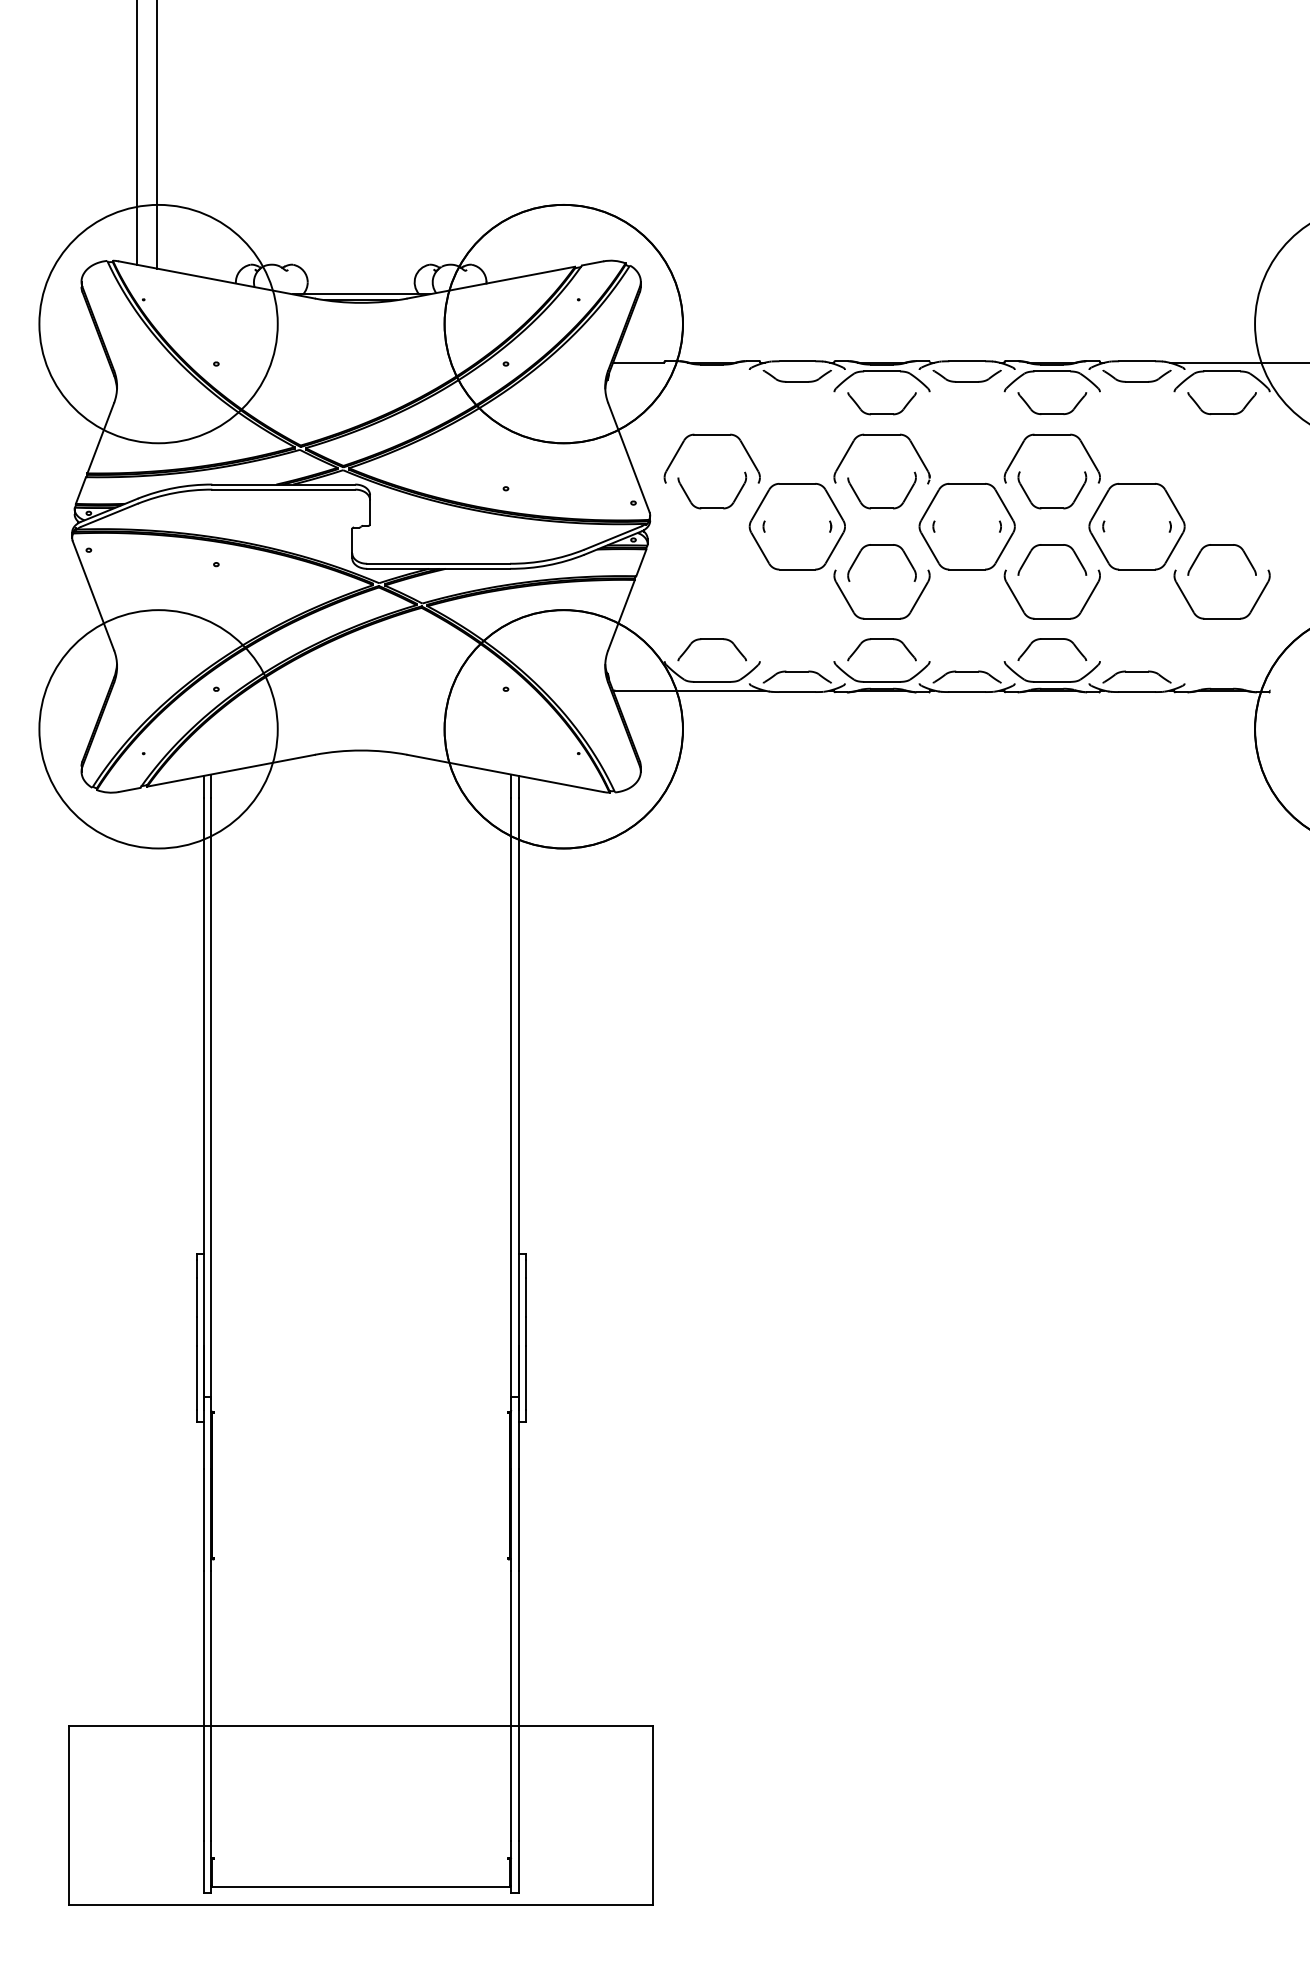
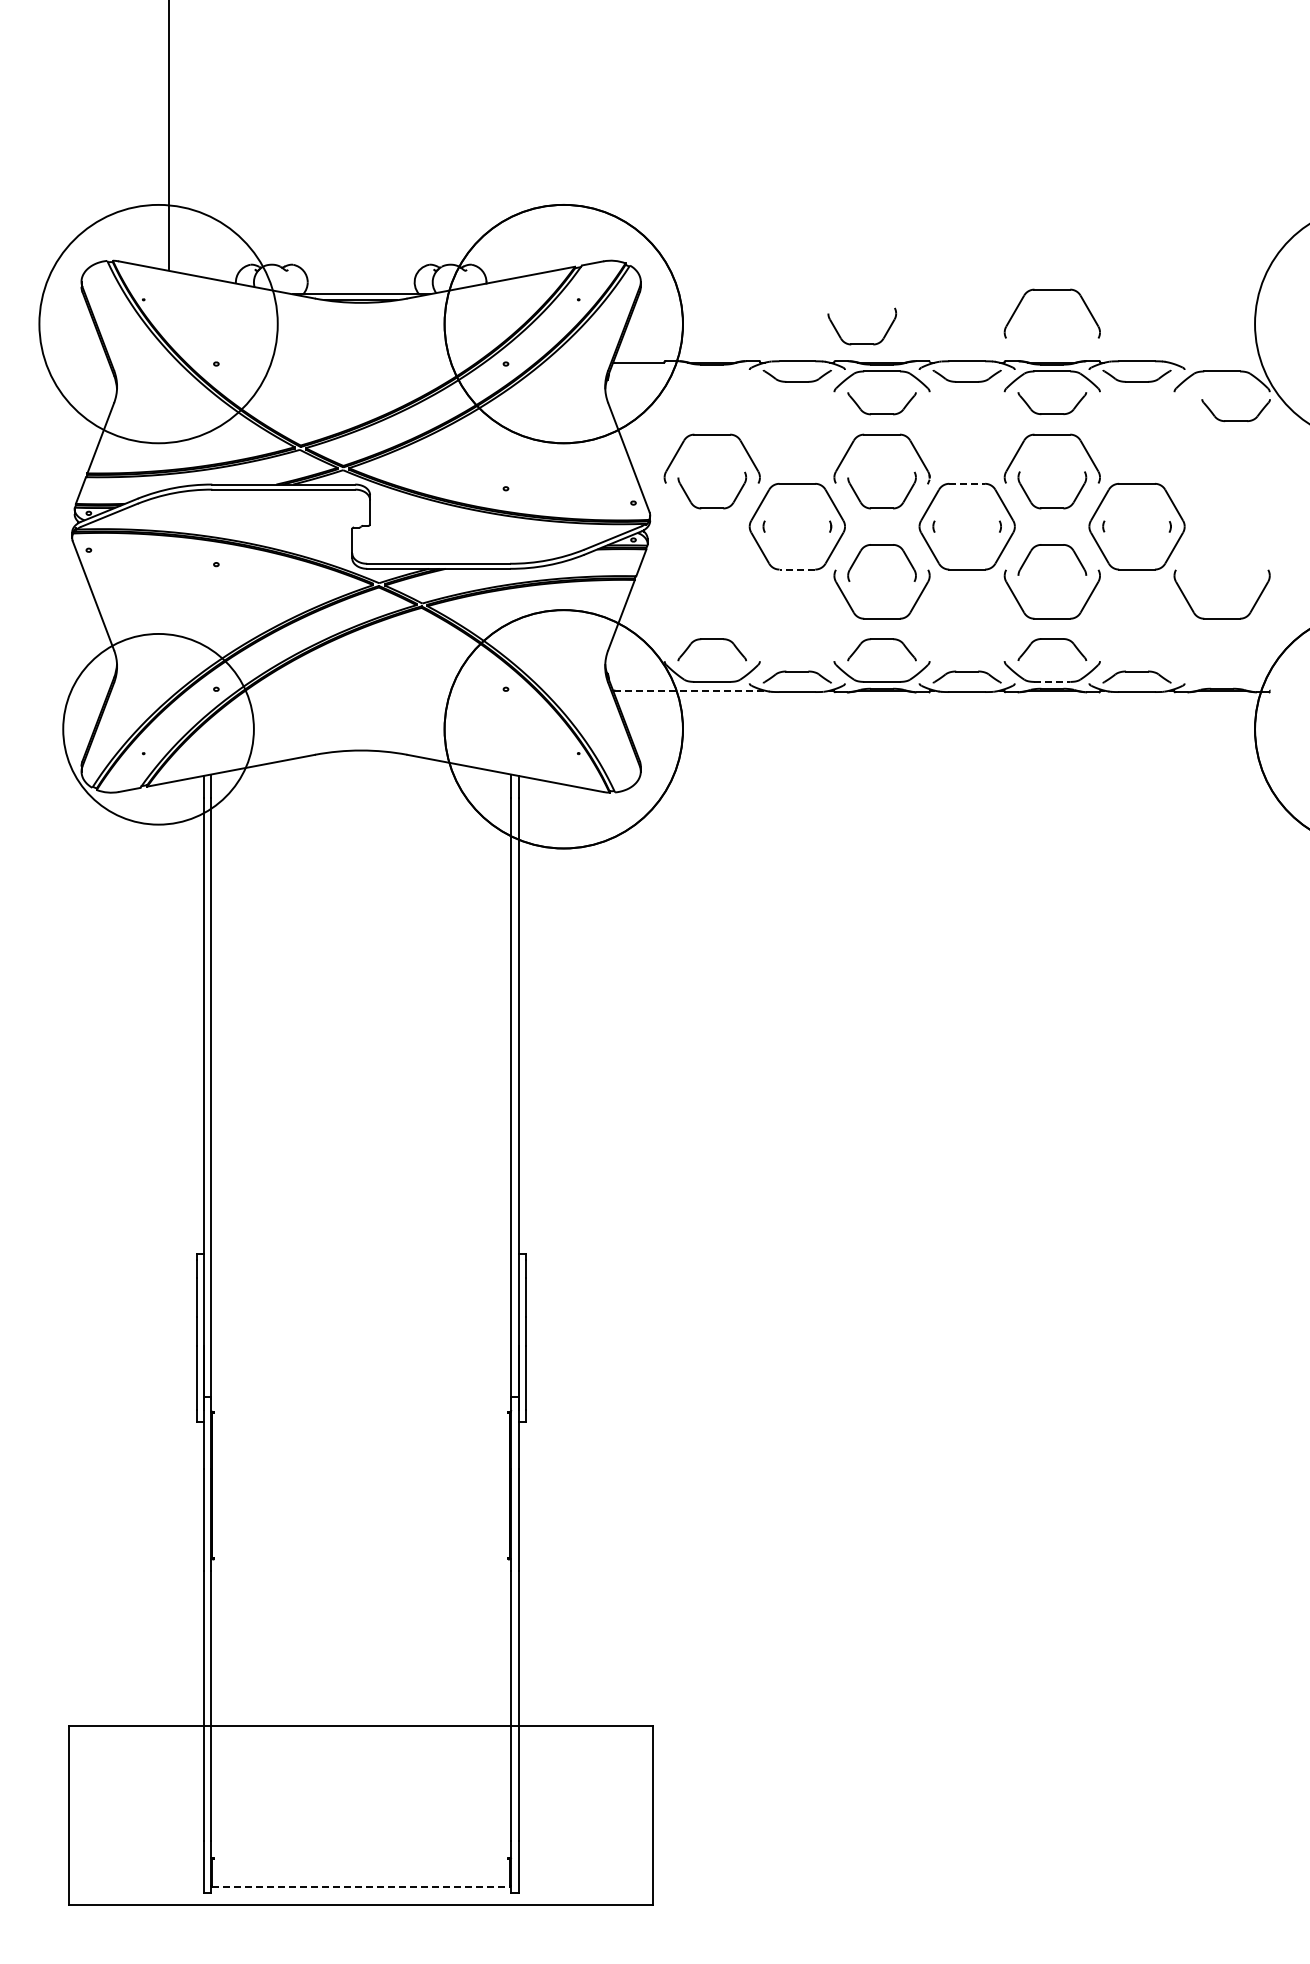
line: present -> none (136, 133)
line position: (156, 135) -> (168, 135) (168, 135)
part: none -> present (1051, 290)
part: none -> present (862, 343)
line: present -> none (1237, 362)
part position: (1221, 413) -> (1235, 420) (1235, 420)
line: solid -> dashed (967, 483)
part: present -> none (1221, 545)
line: solid -> dashed (797, 569)
line: solid -> dashed (1052, 681)
line: solid -> dashed (690, 690)
circle diameter: 238 px -> 191 px (158, 728)
line: solid -> dashed (361, 1886)
